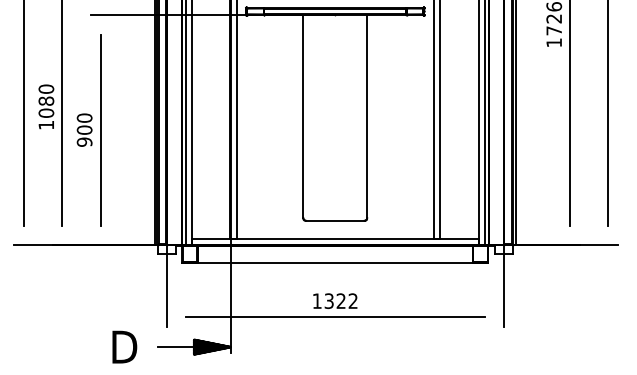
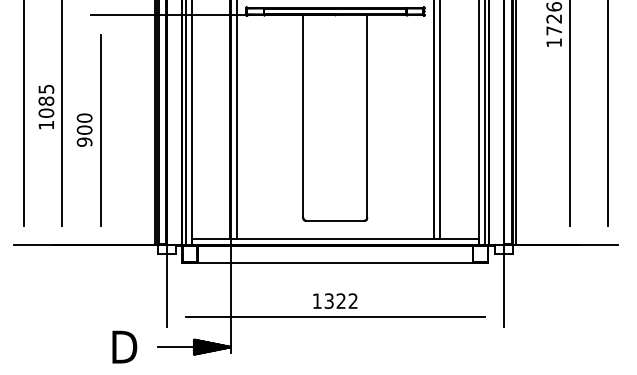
text: 1080 -> 1085 (46, 88)
